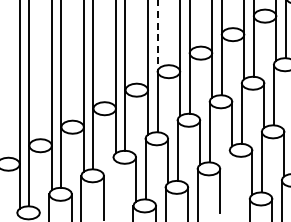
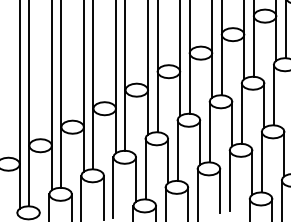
line: dashed -> solid (157, 36)
line: none -> present (229, 180)
line: none -> present (113, 187)
